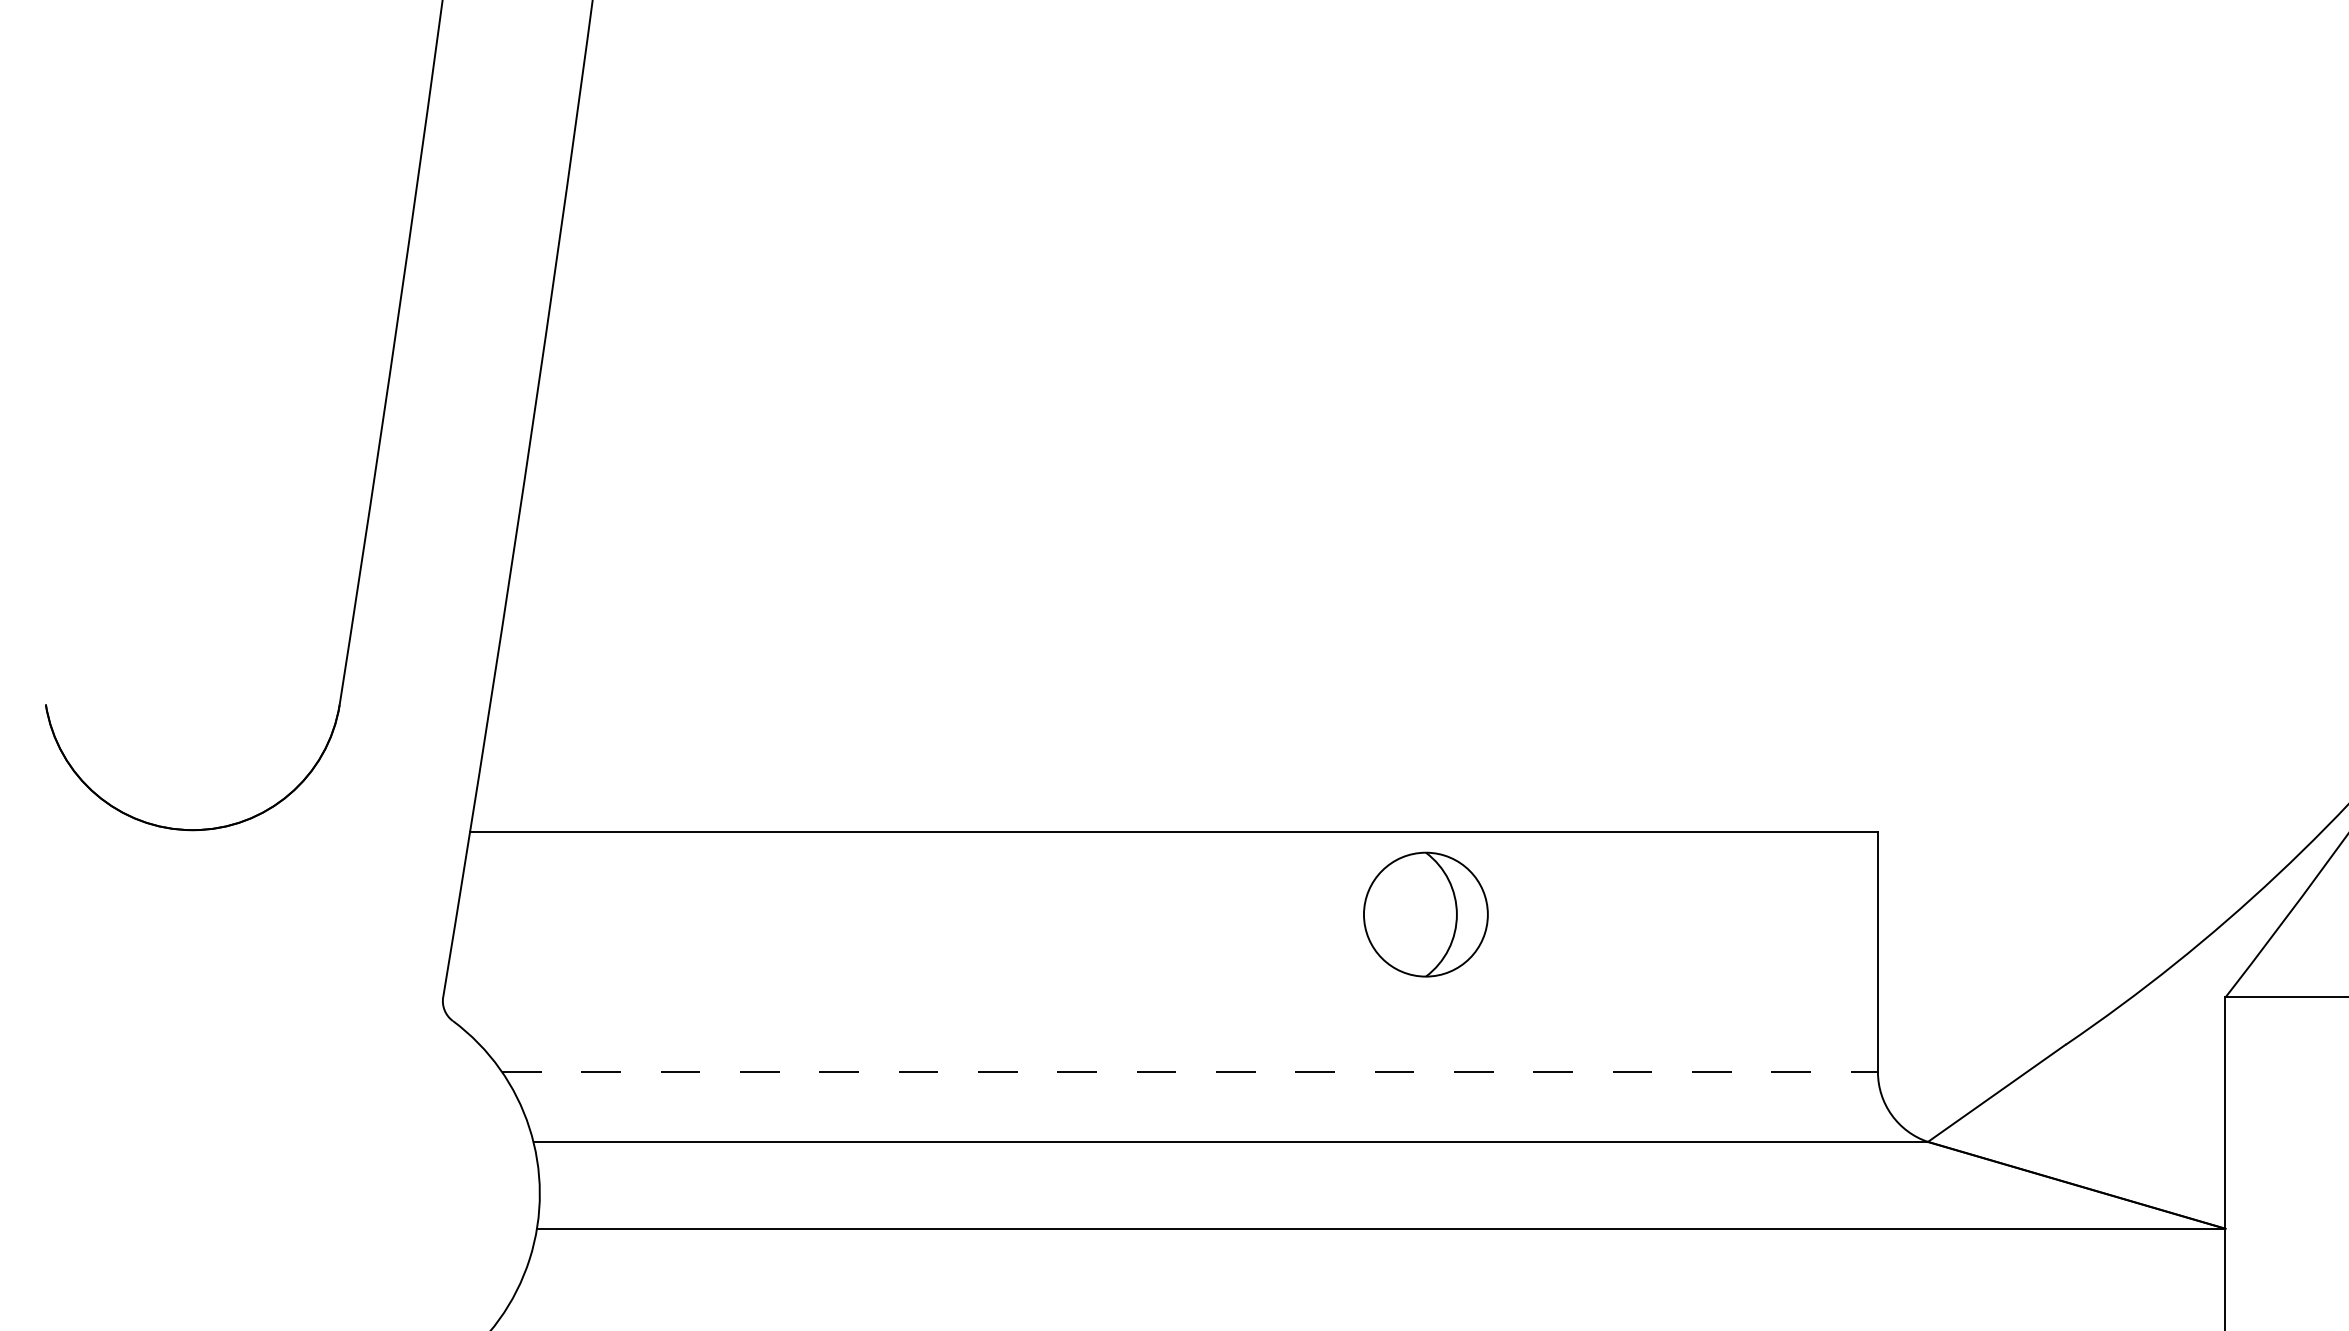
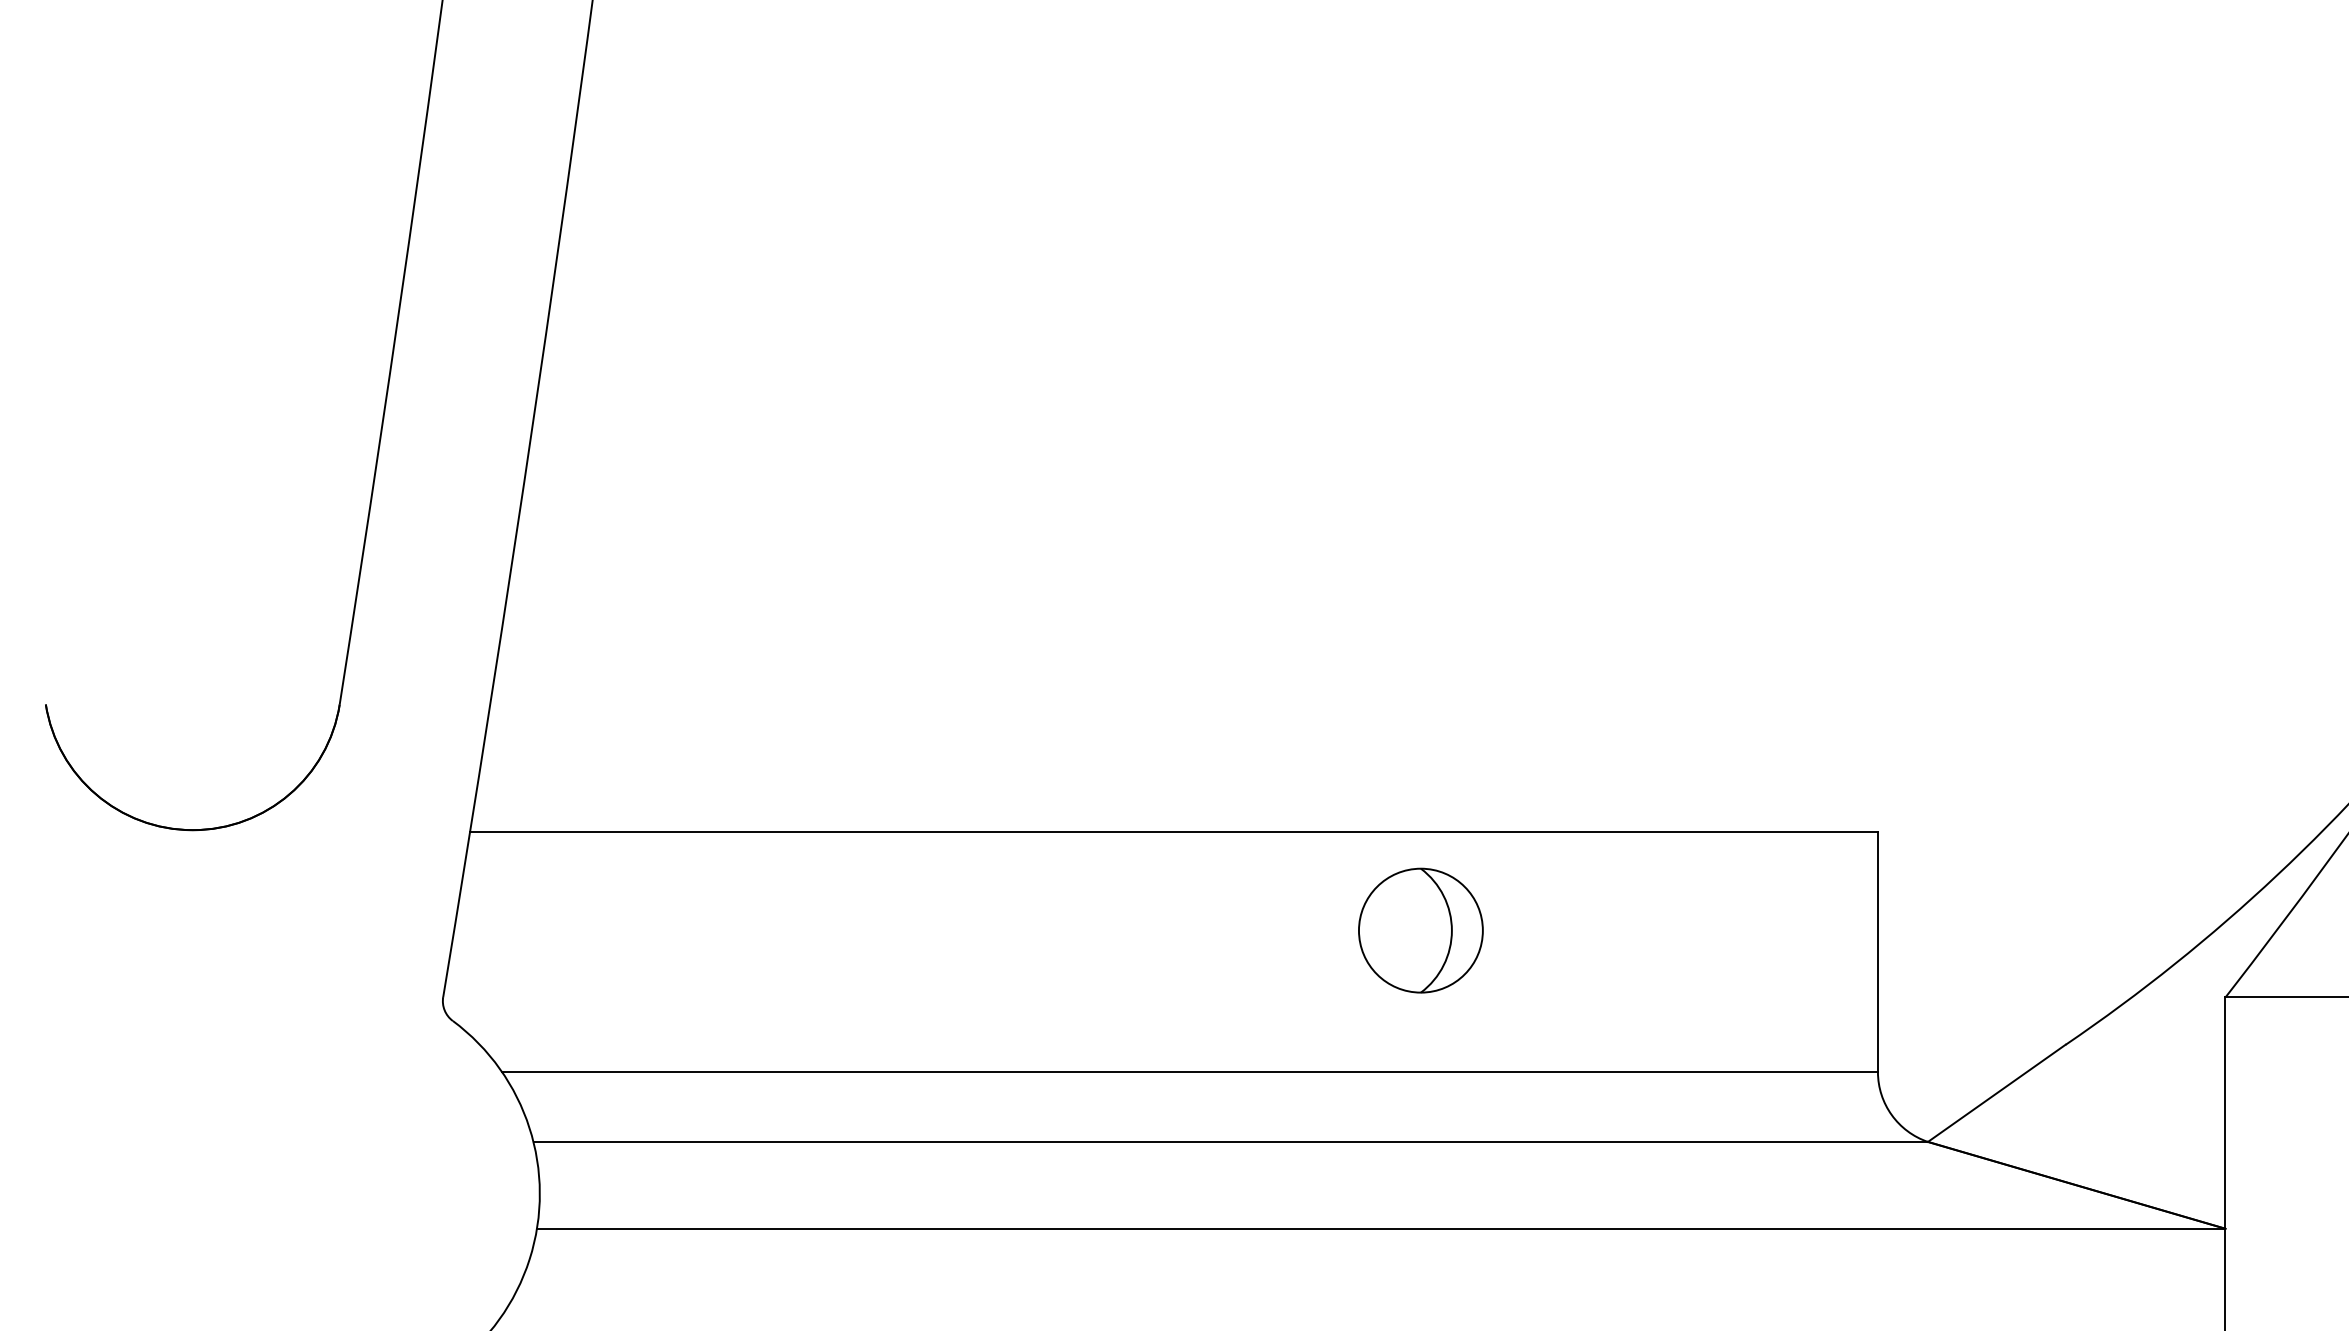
part position: (1425, 914) -> (1420, 930) (1420, 930)
line: dashed -> solid (1190, 1072)
